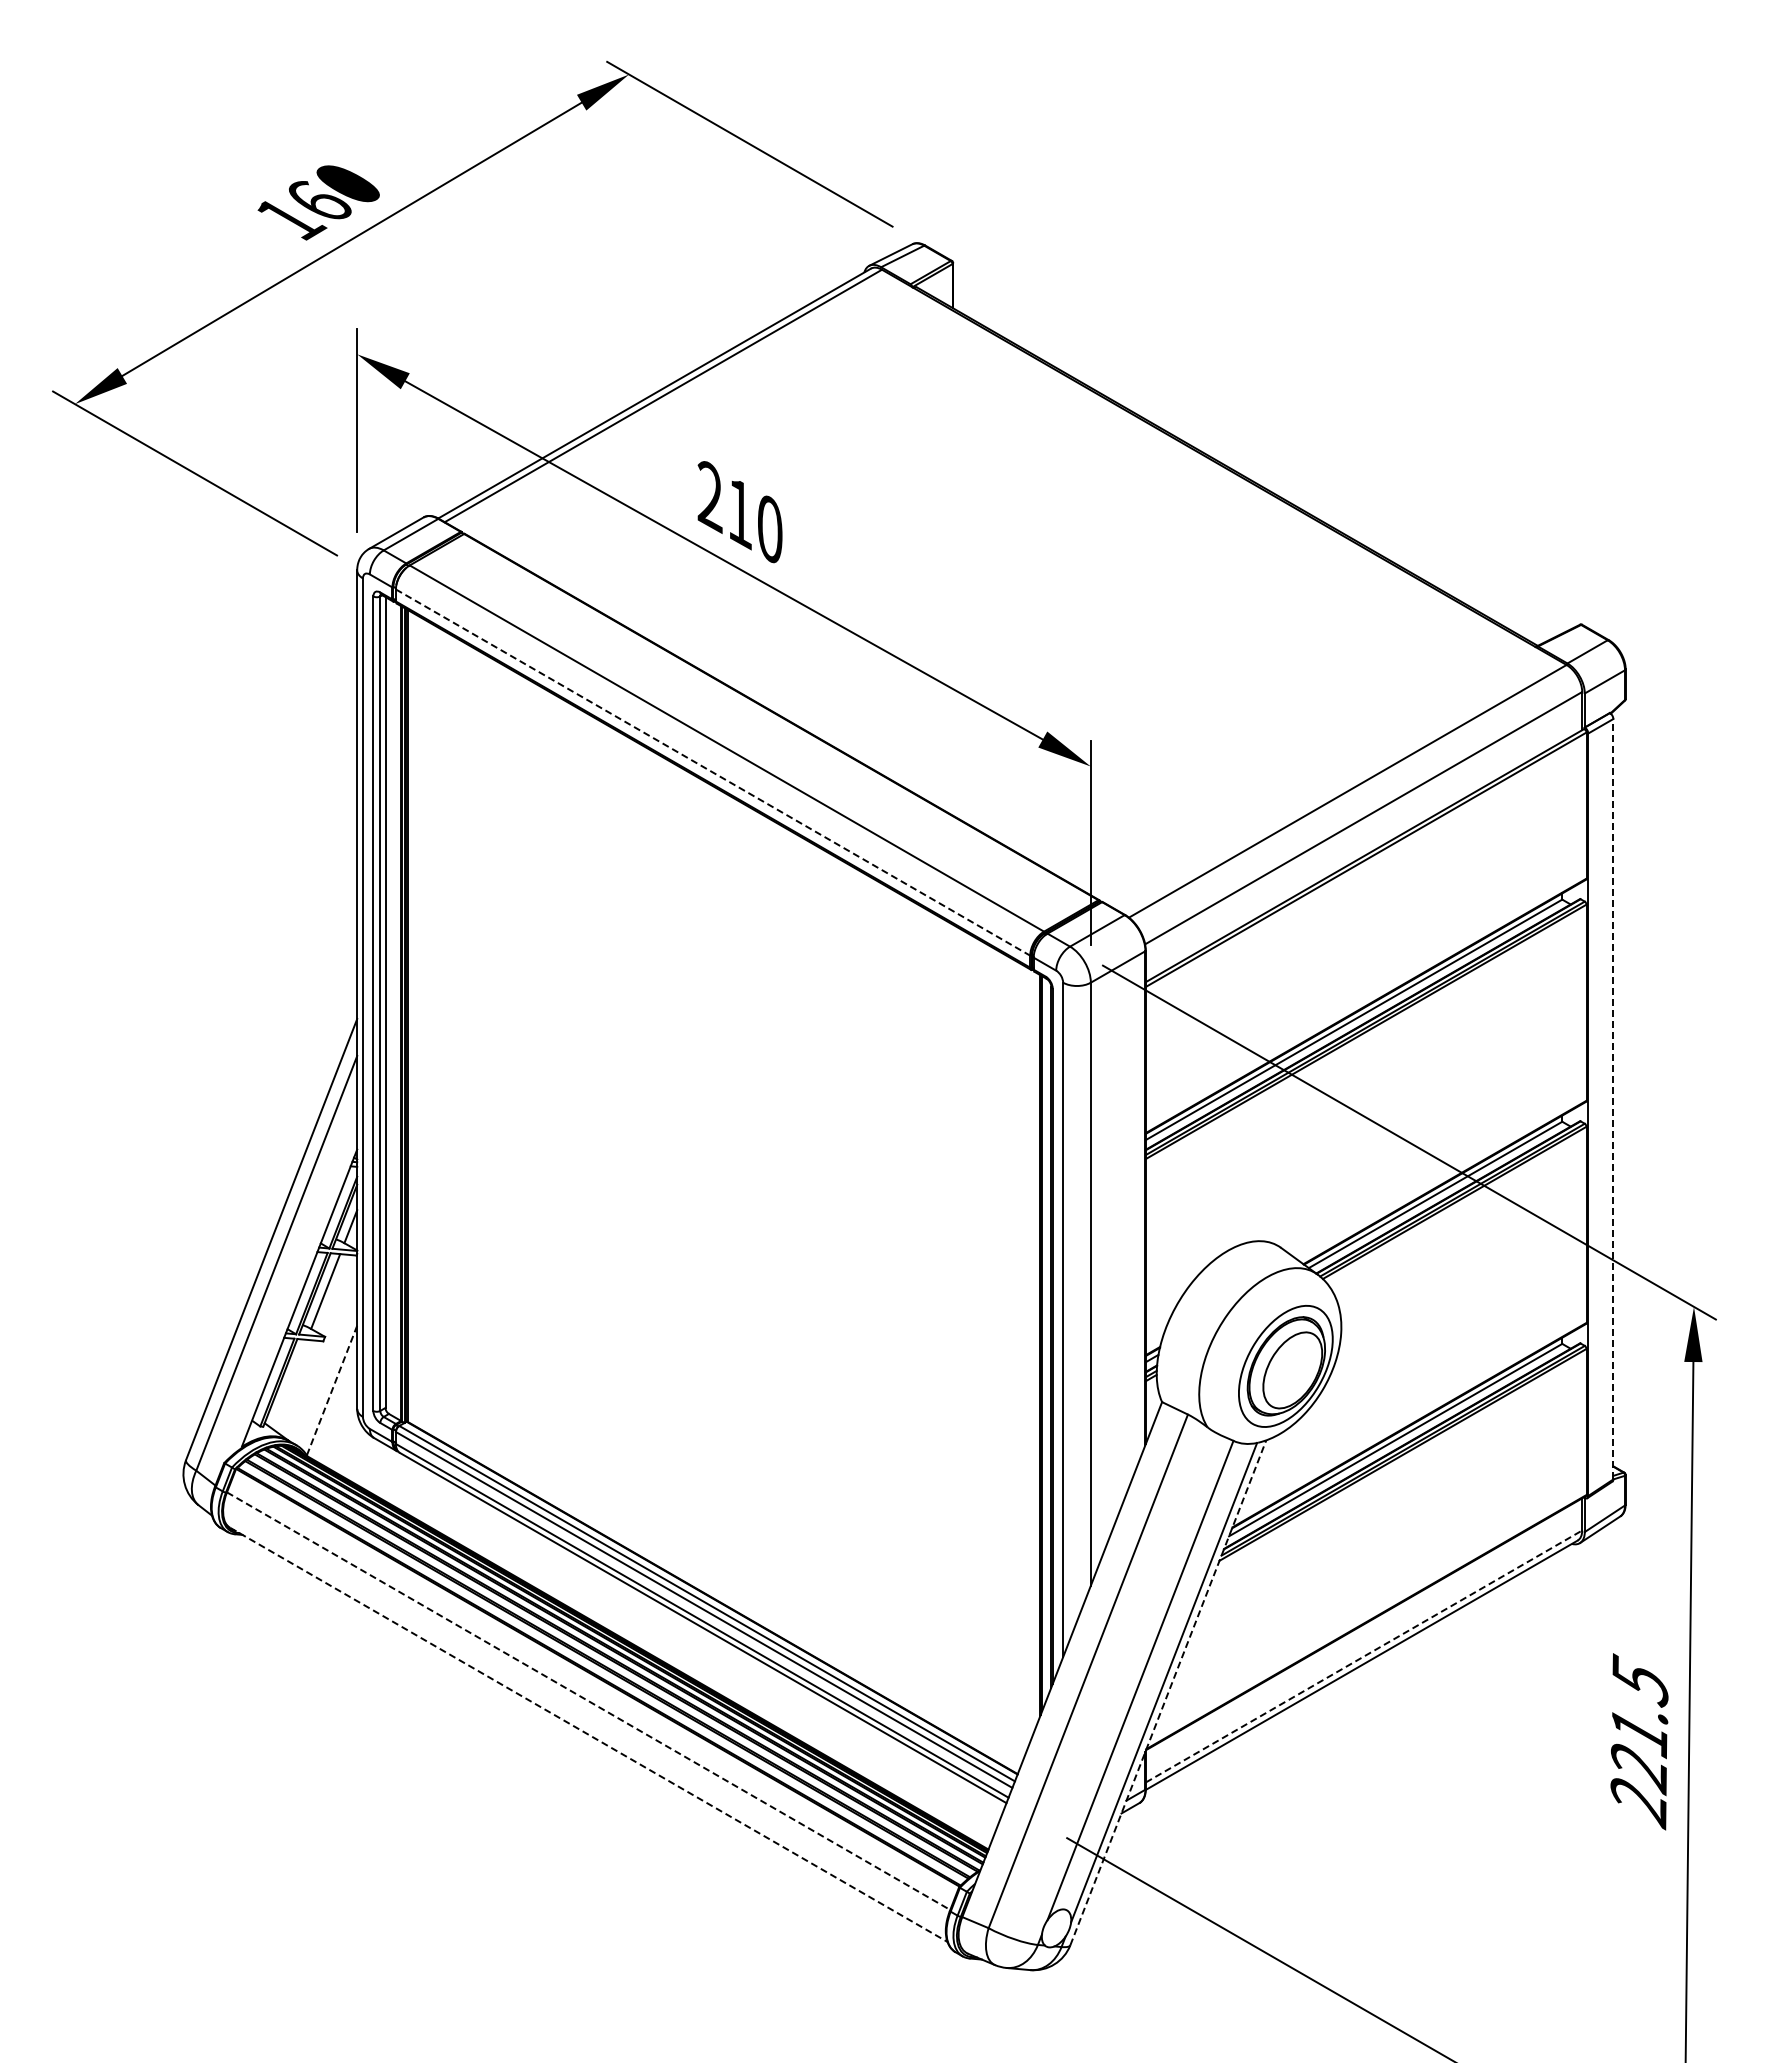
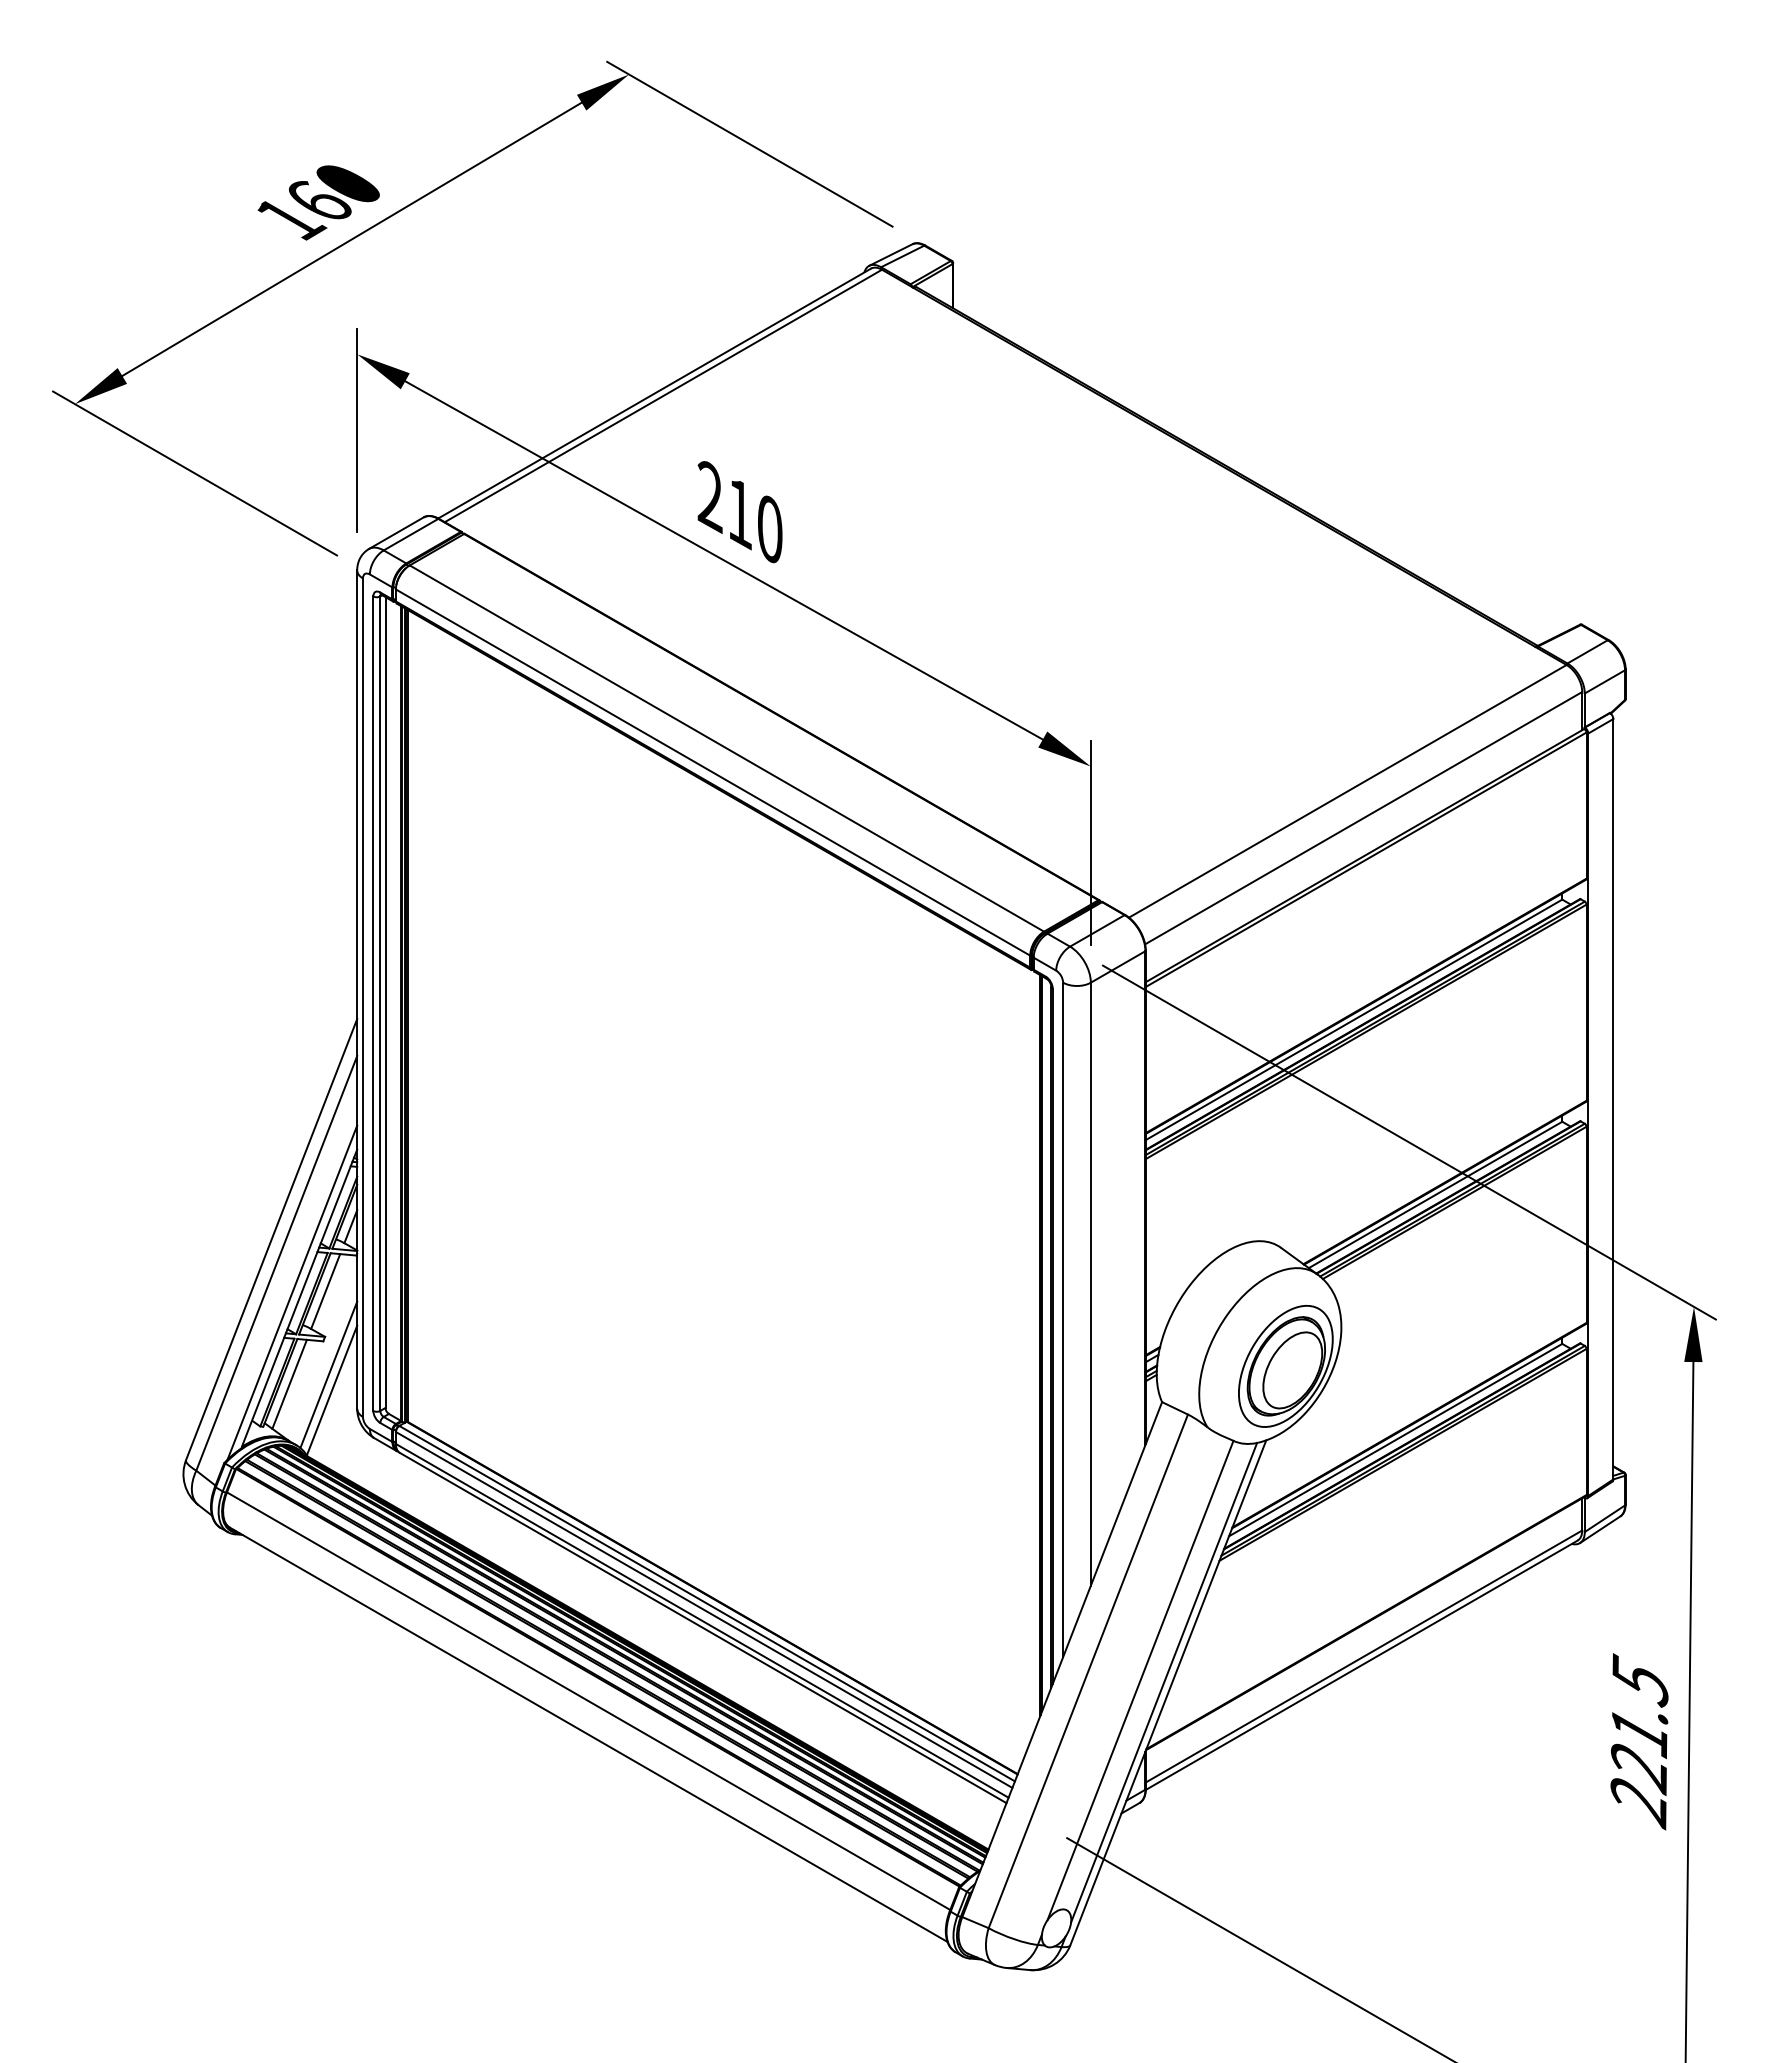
line: dashed -> solid (713, 772)
line: dashed -> solid (1613, 1098)
line: none -> present (292, 1292)
line: none -> present (328, 1374)
line: none -> present (289, 1383)
line: dashed -> solid (332, 1390)
line: dashed -> solid (1364, 1656)
line: dashed -> solid (1168, 1692)
line: dashed -> solid (588, 1701)
line: dashed -> solid (589, 1735)
